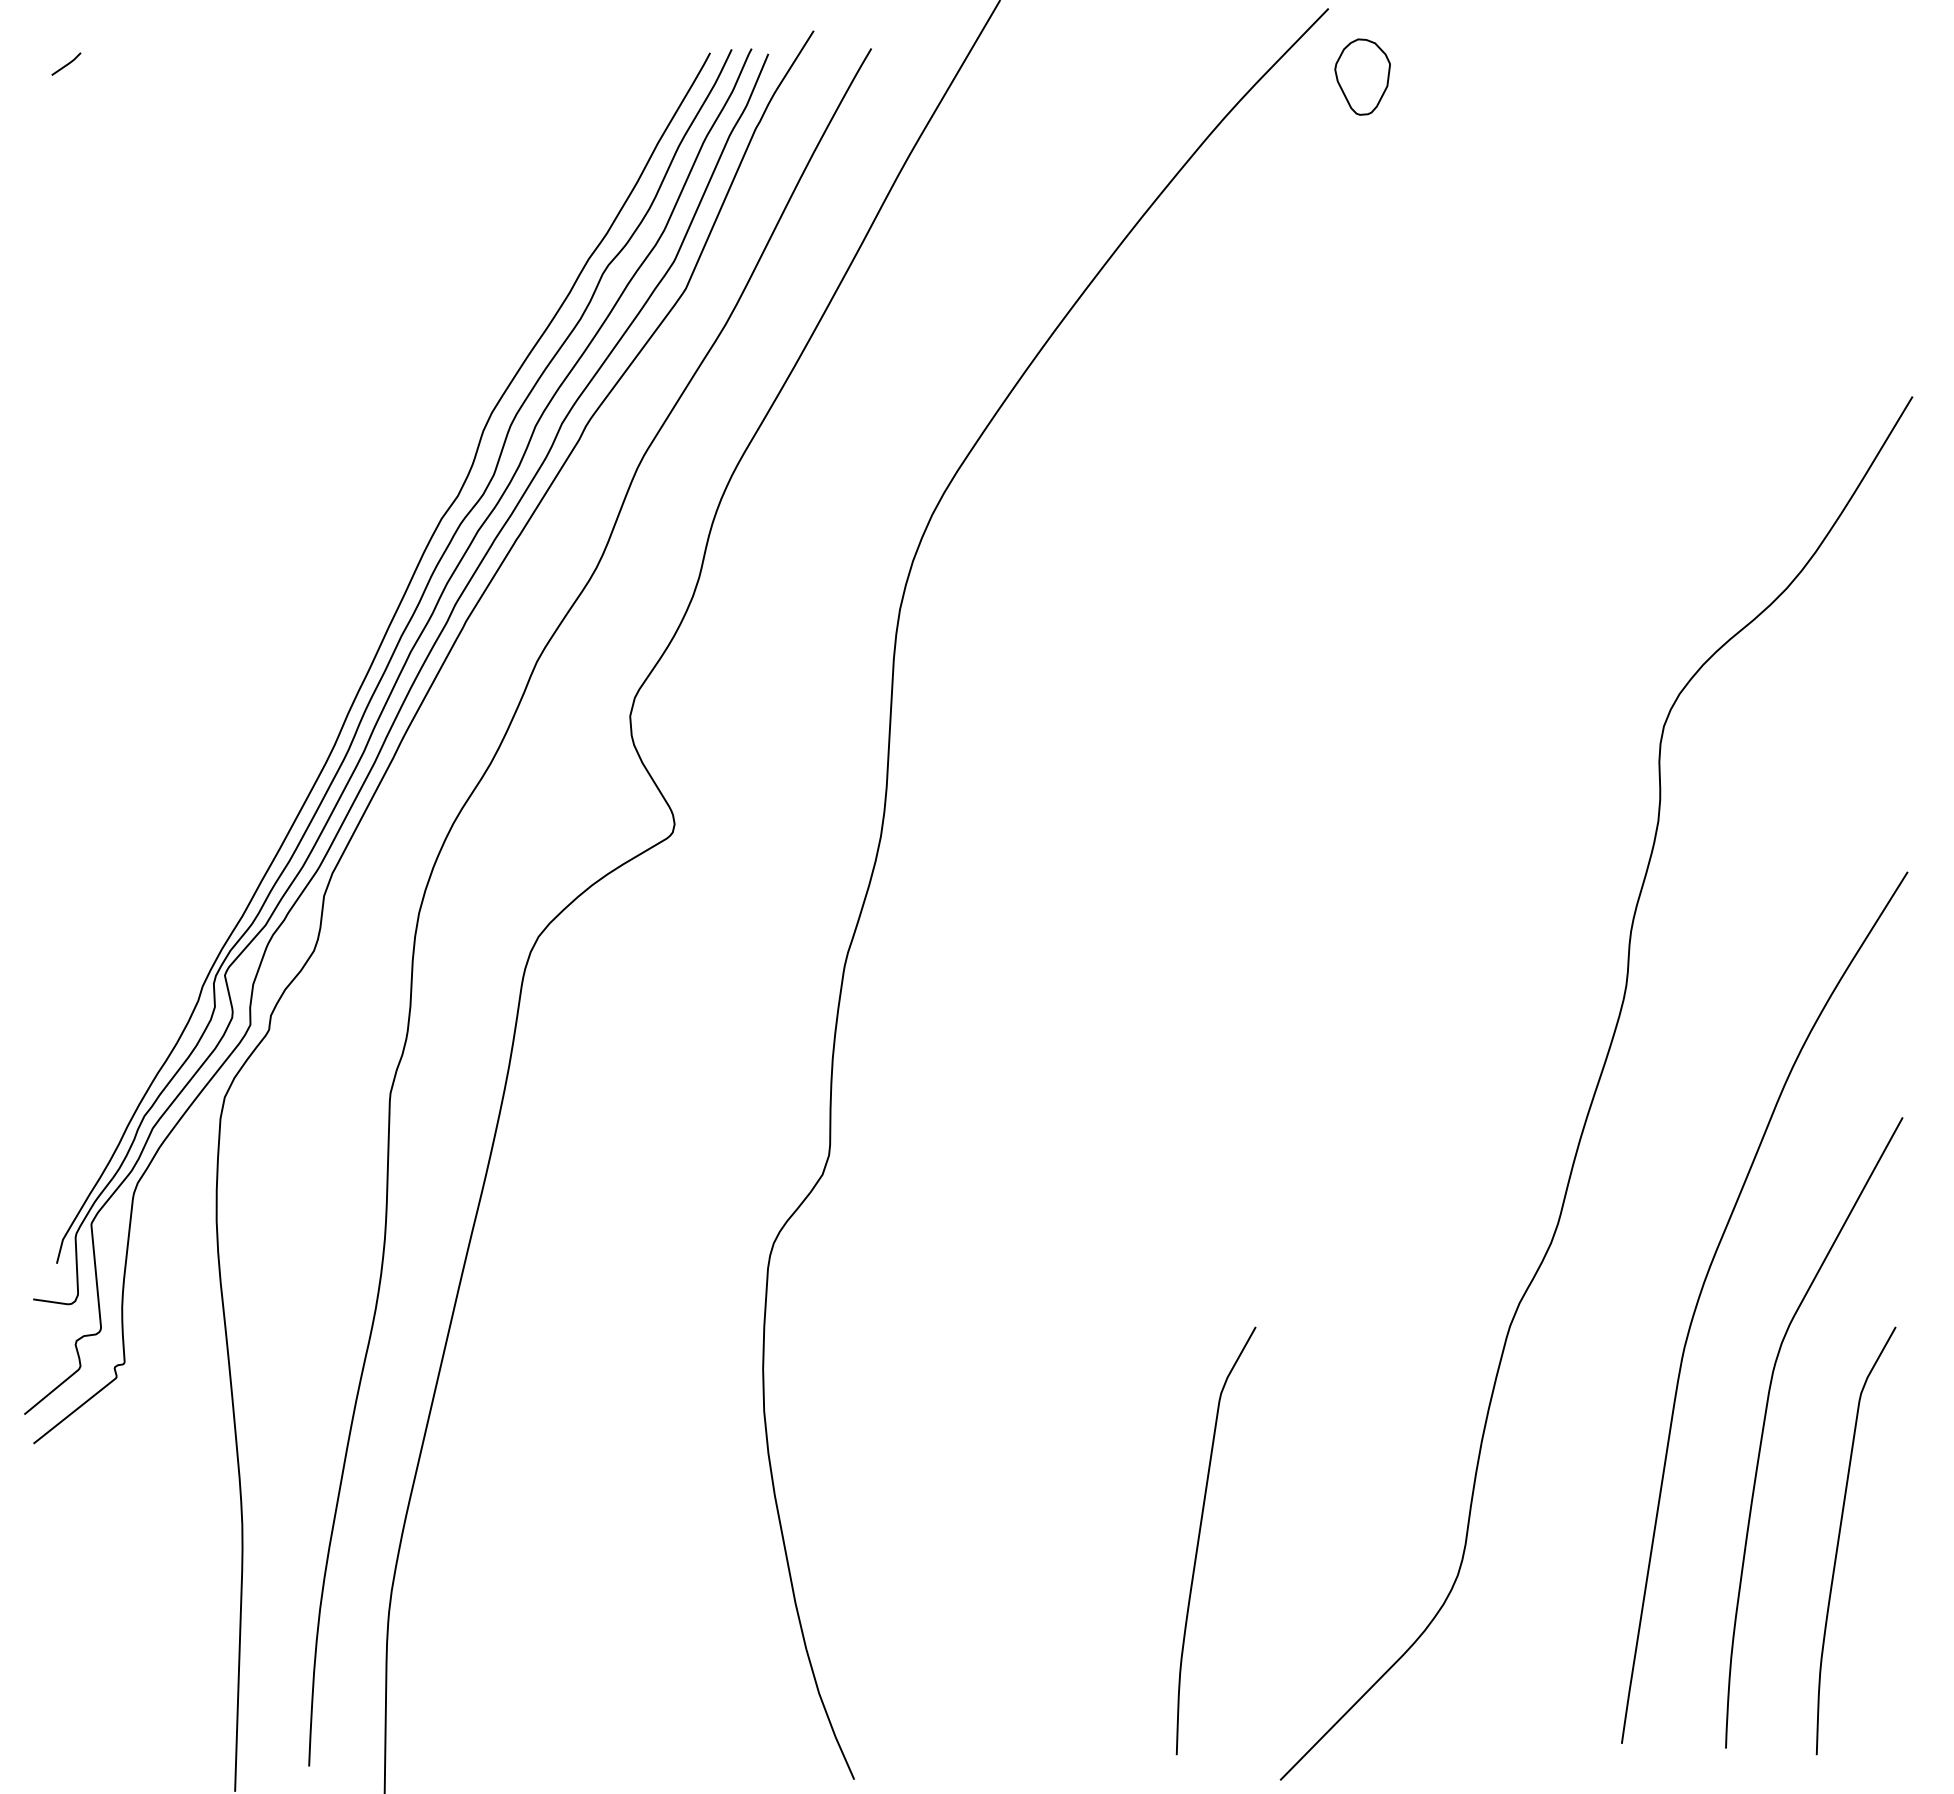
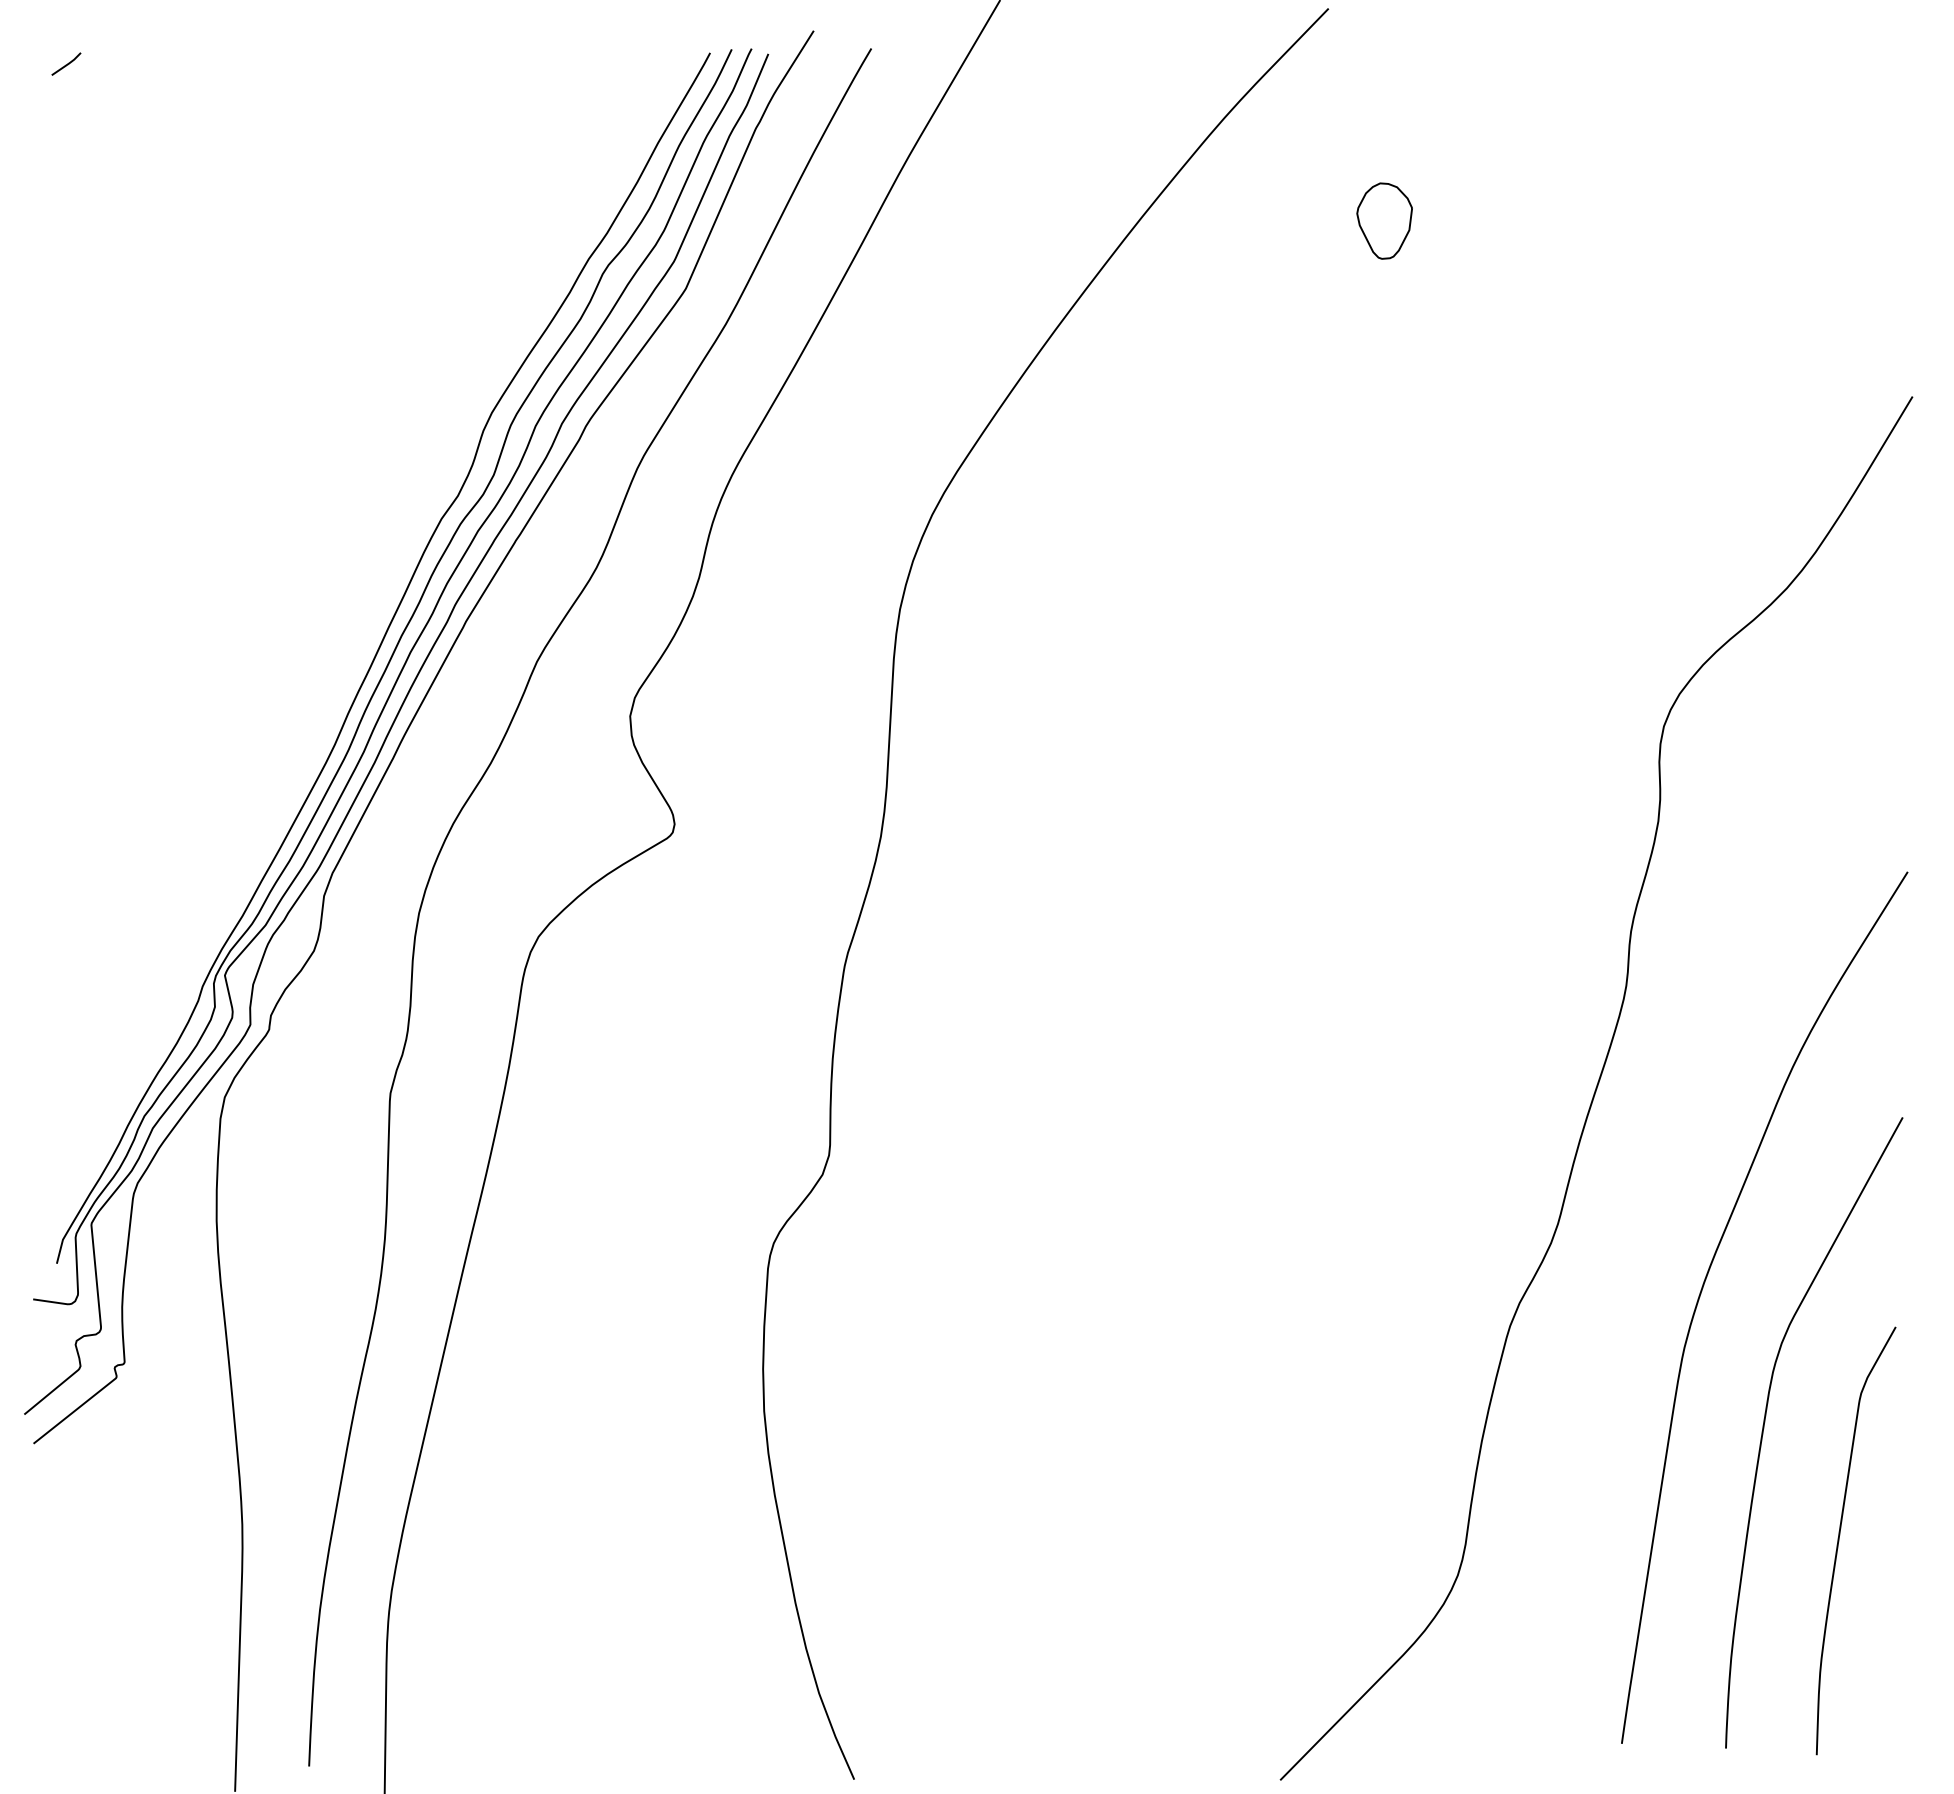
part position: (1362, 76) -> (1384, 220) (1384, 220)
curve: present -> none (1200, 1535)
